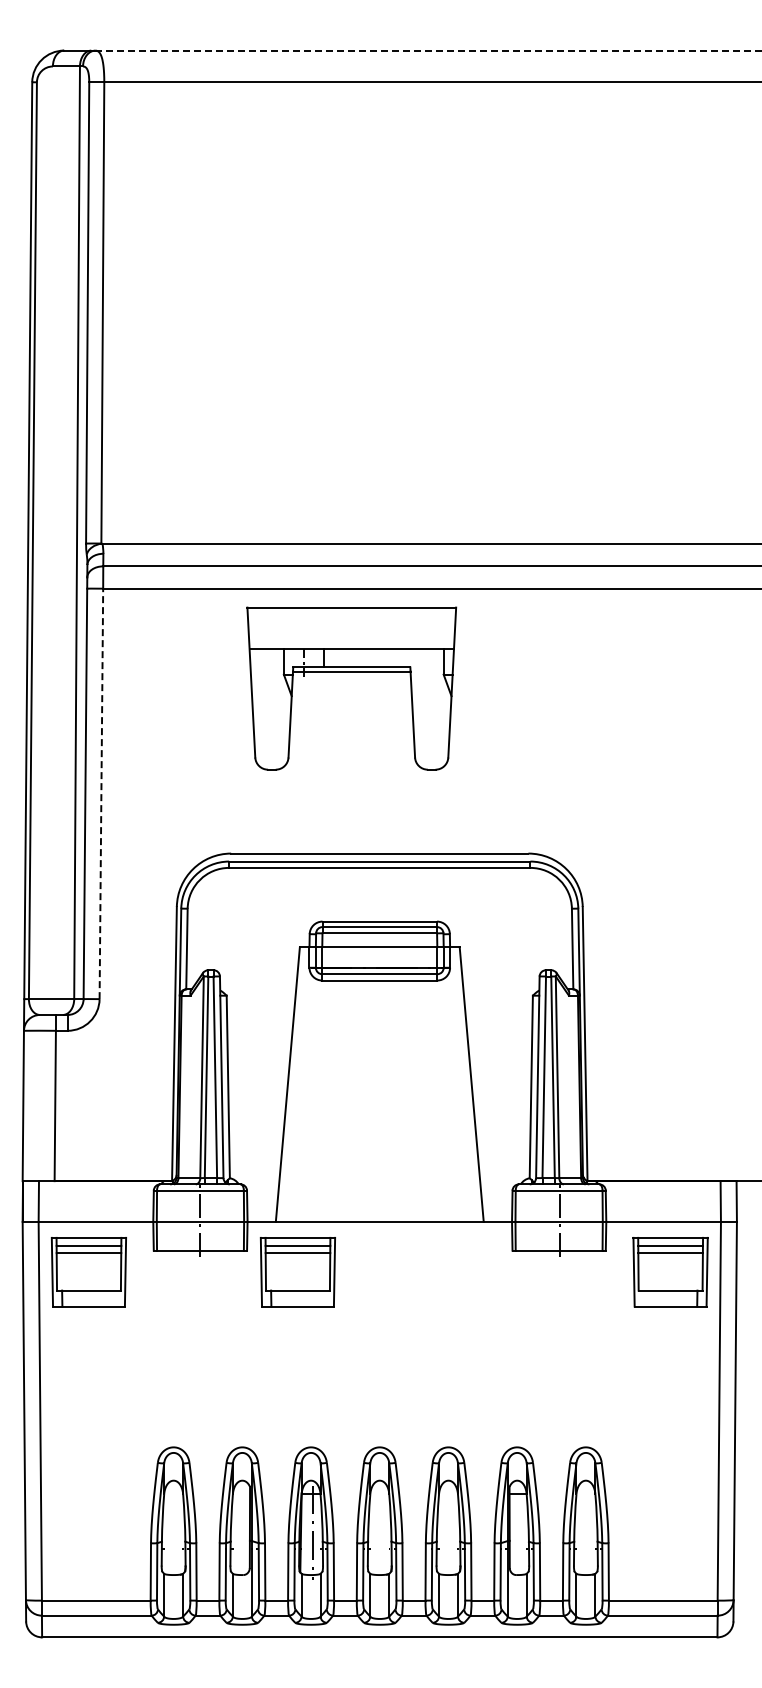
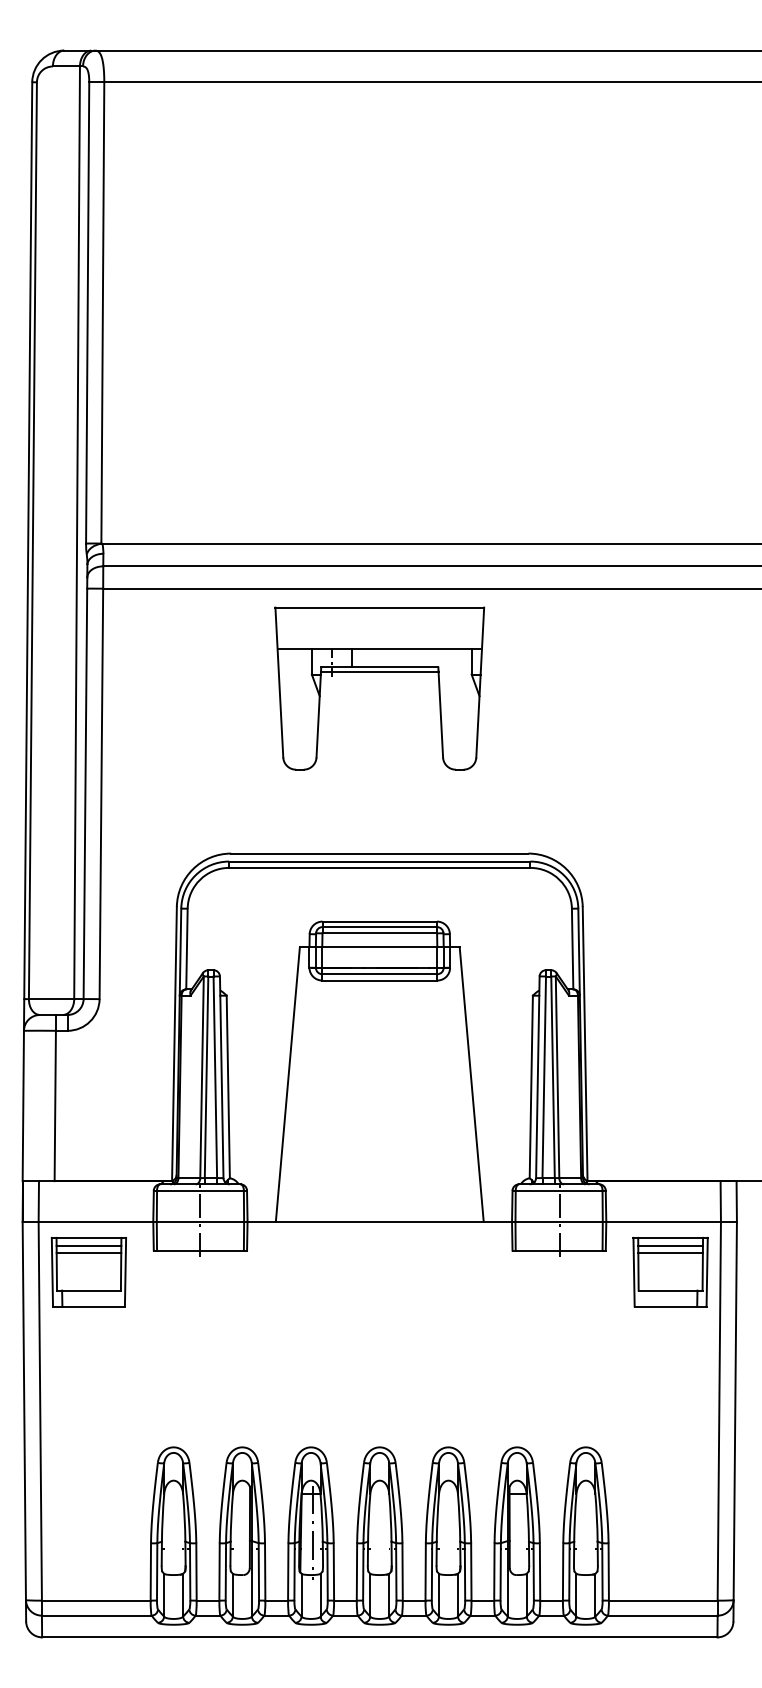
line: dashed -> solid (428, 50)
part position: (351, 672) -> (379, 672) (379, 672)
line: dashed -> solid (101, 793)
part: present -> none (297, 1272)
